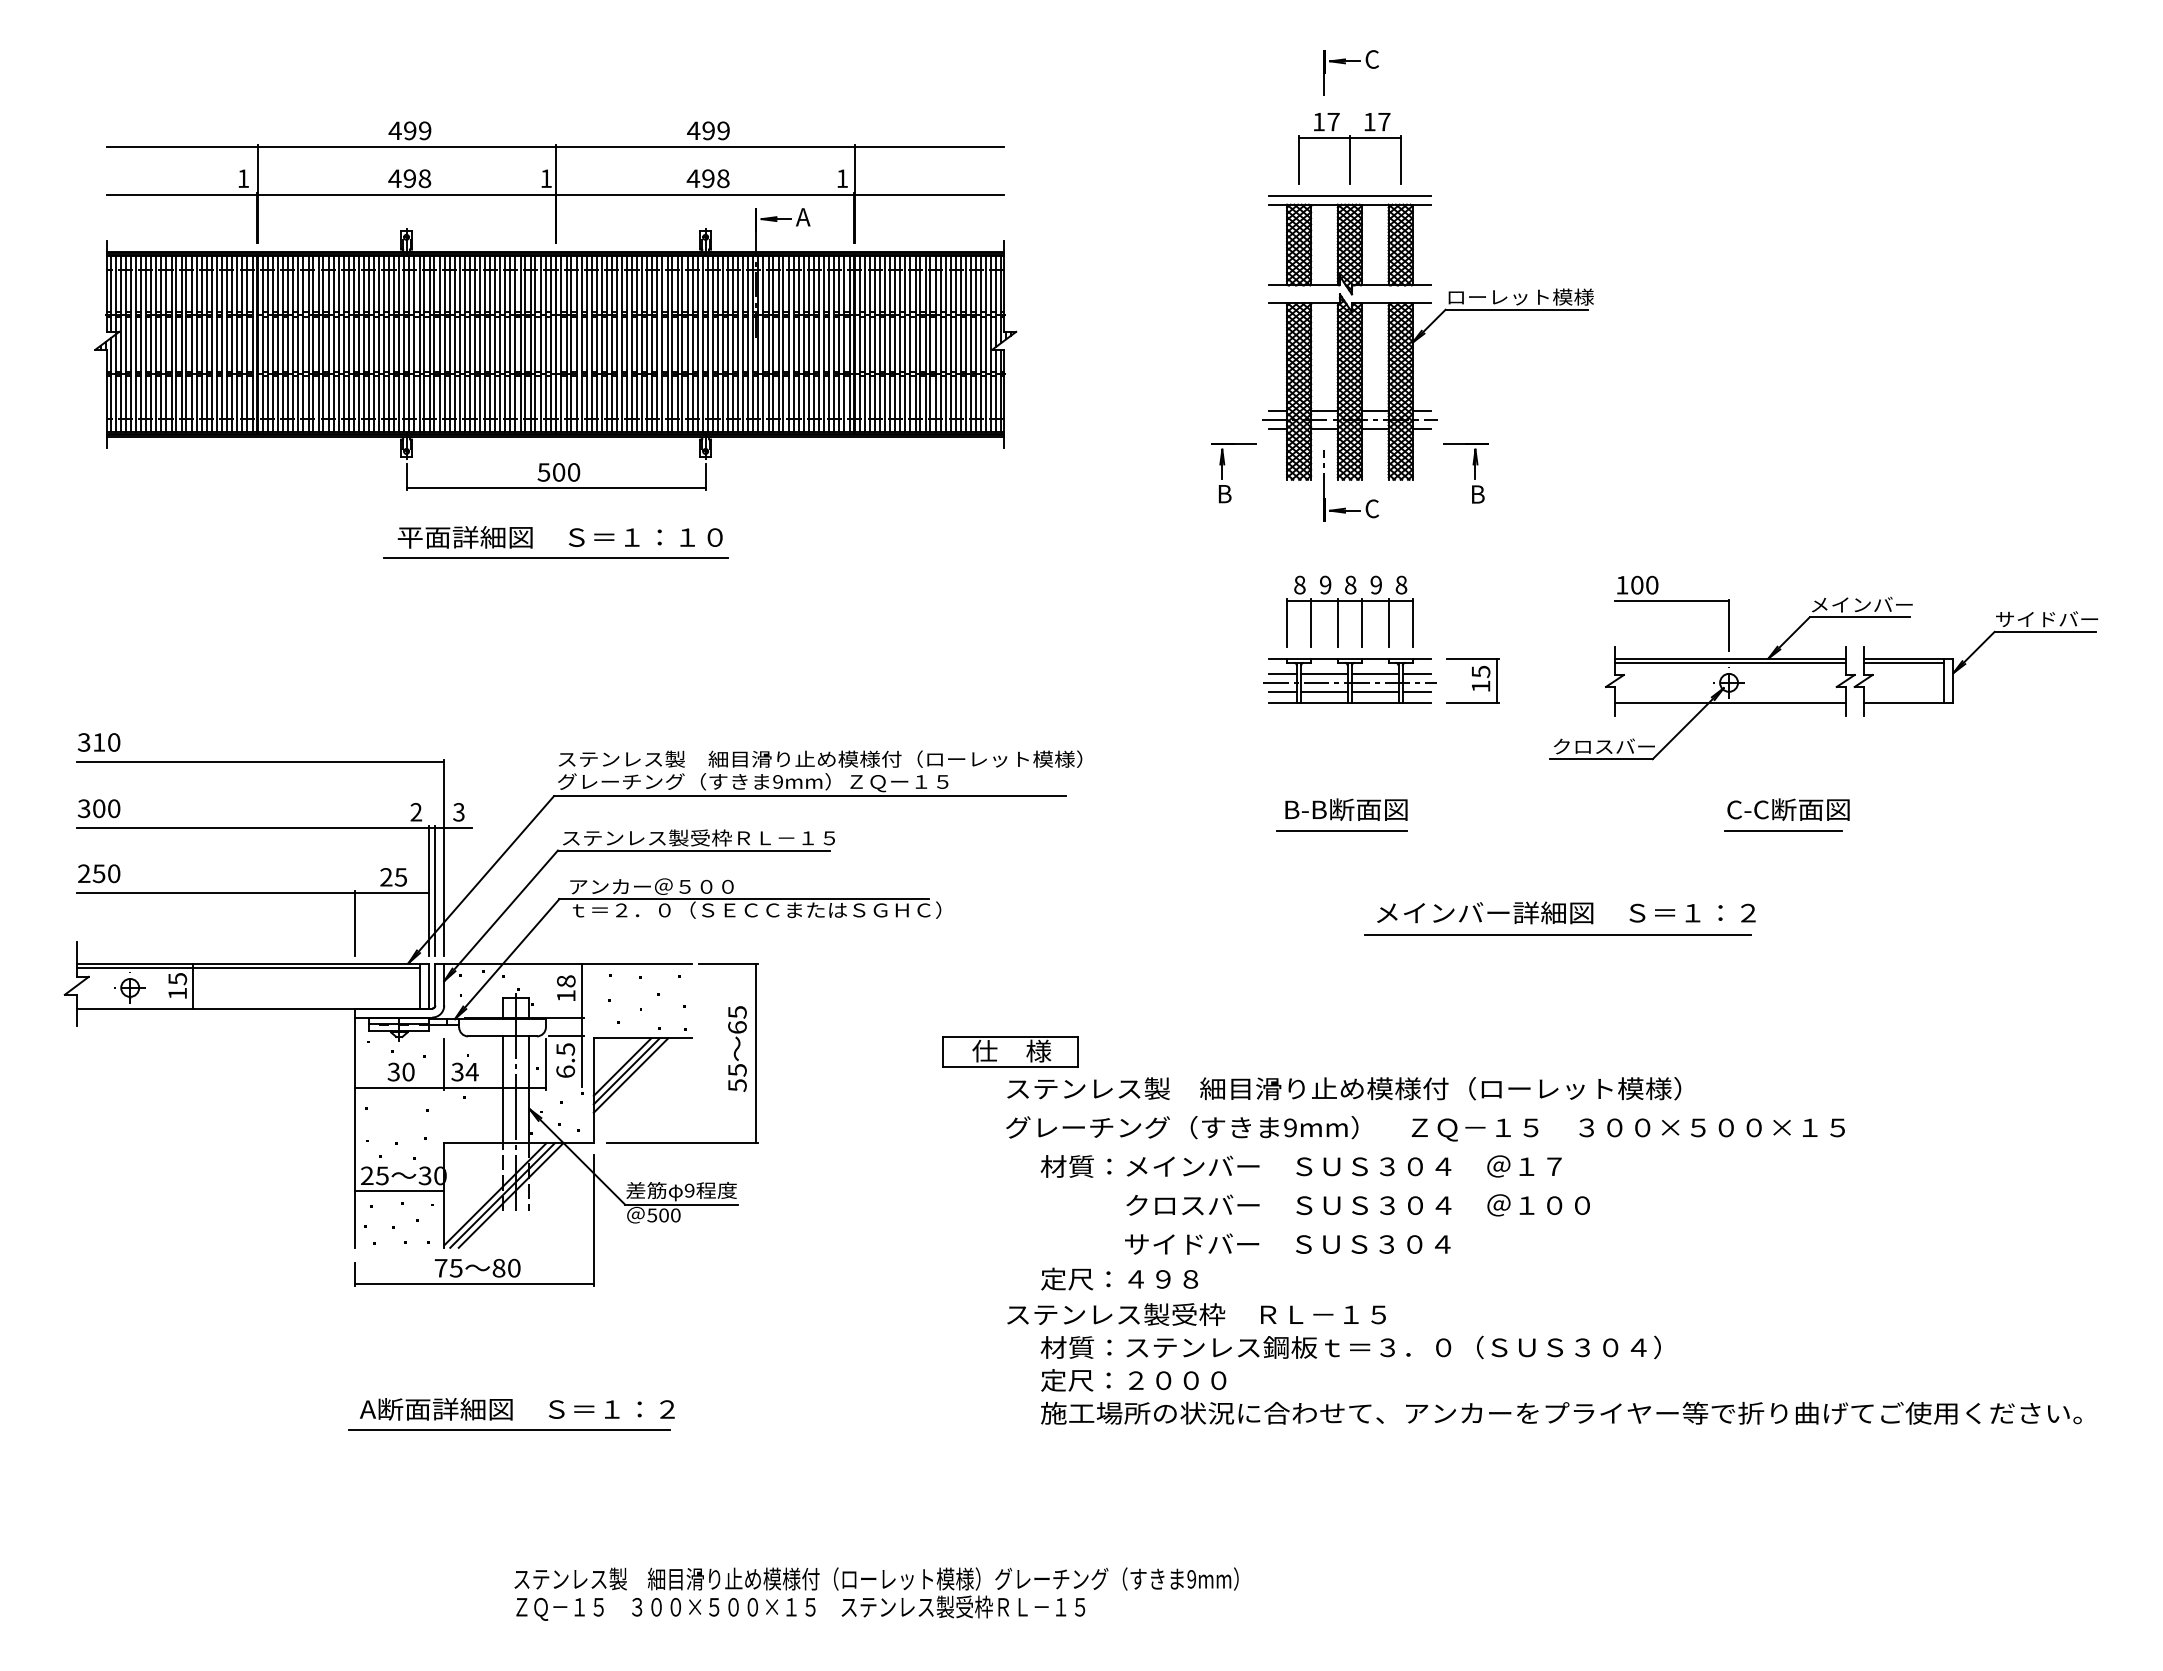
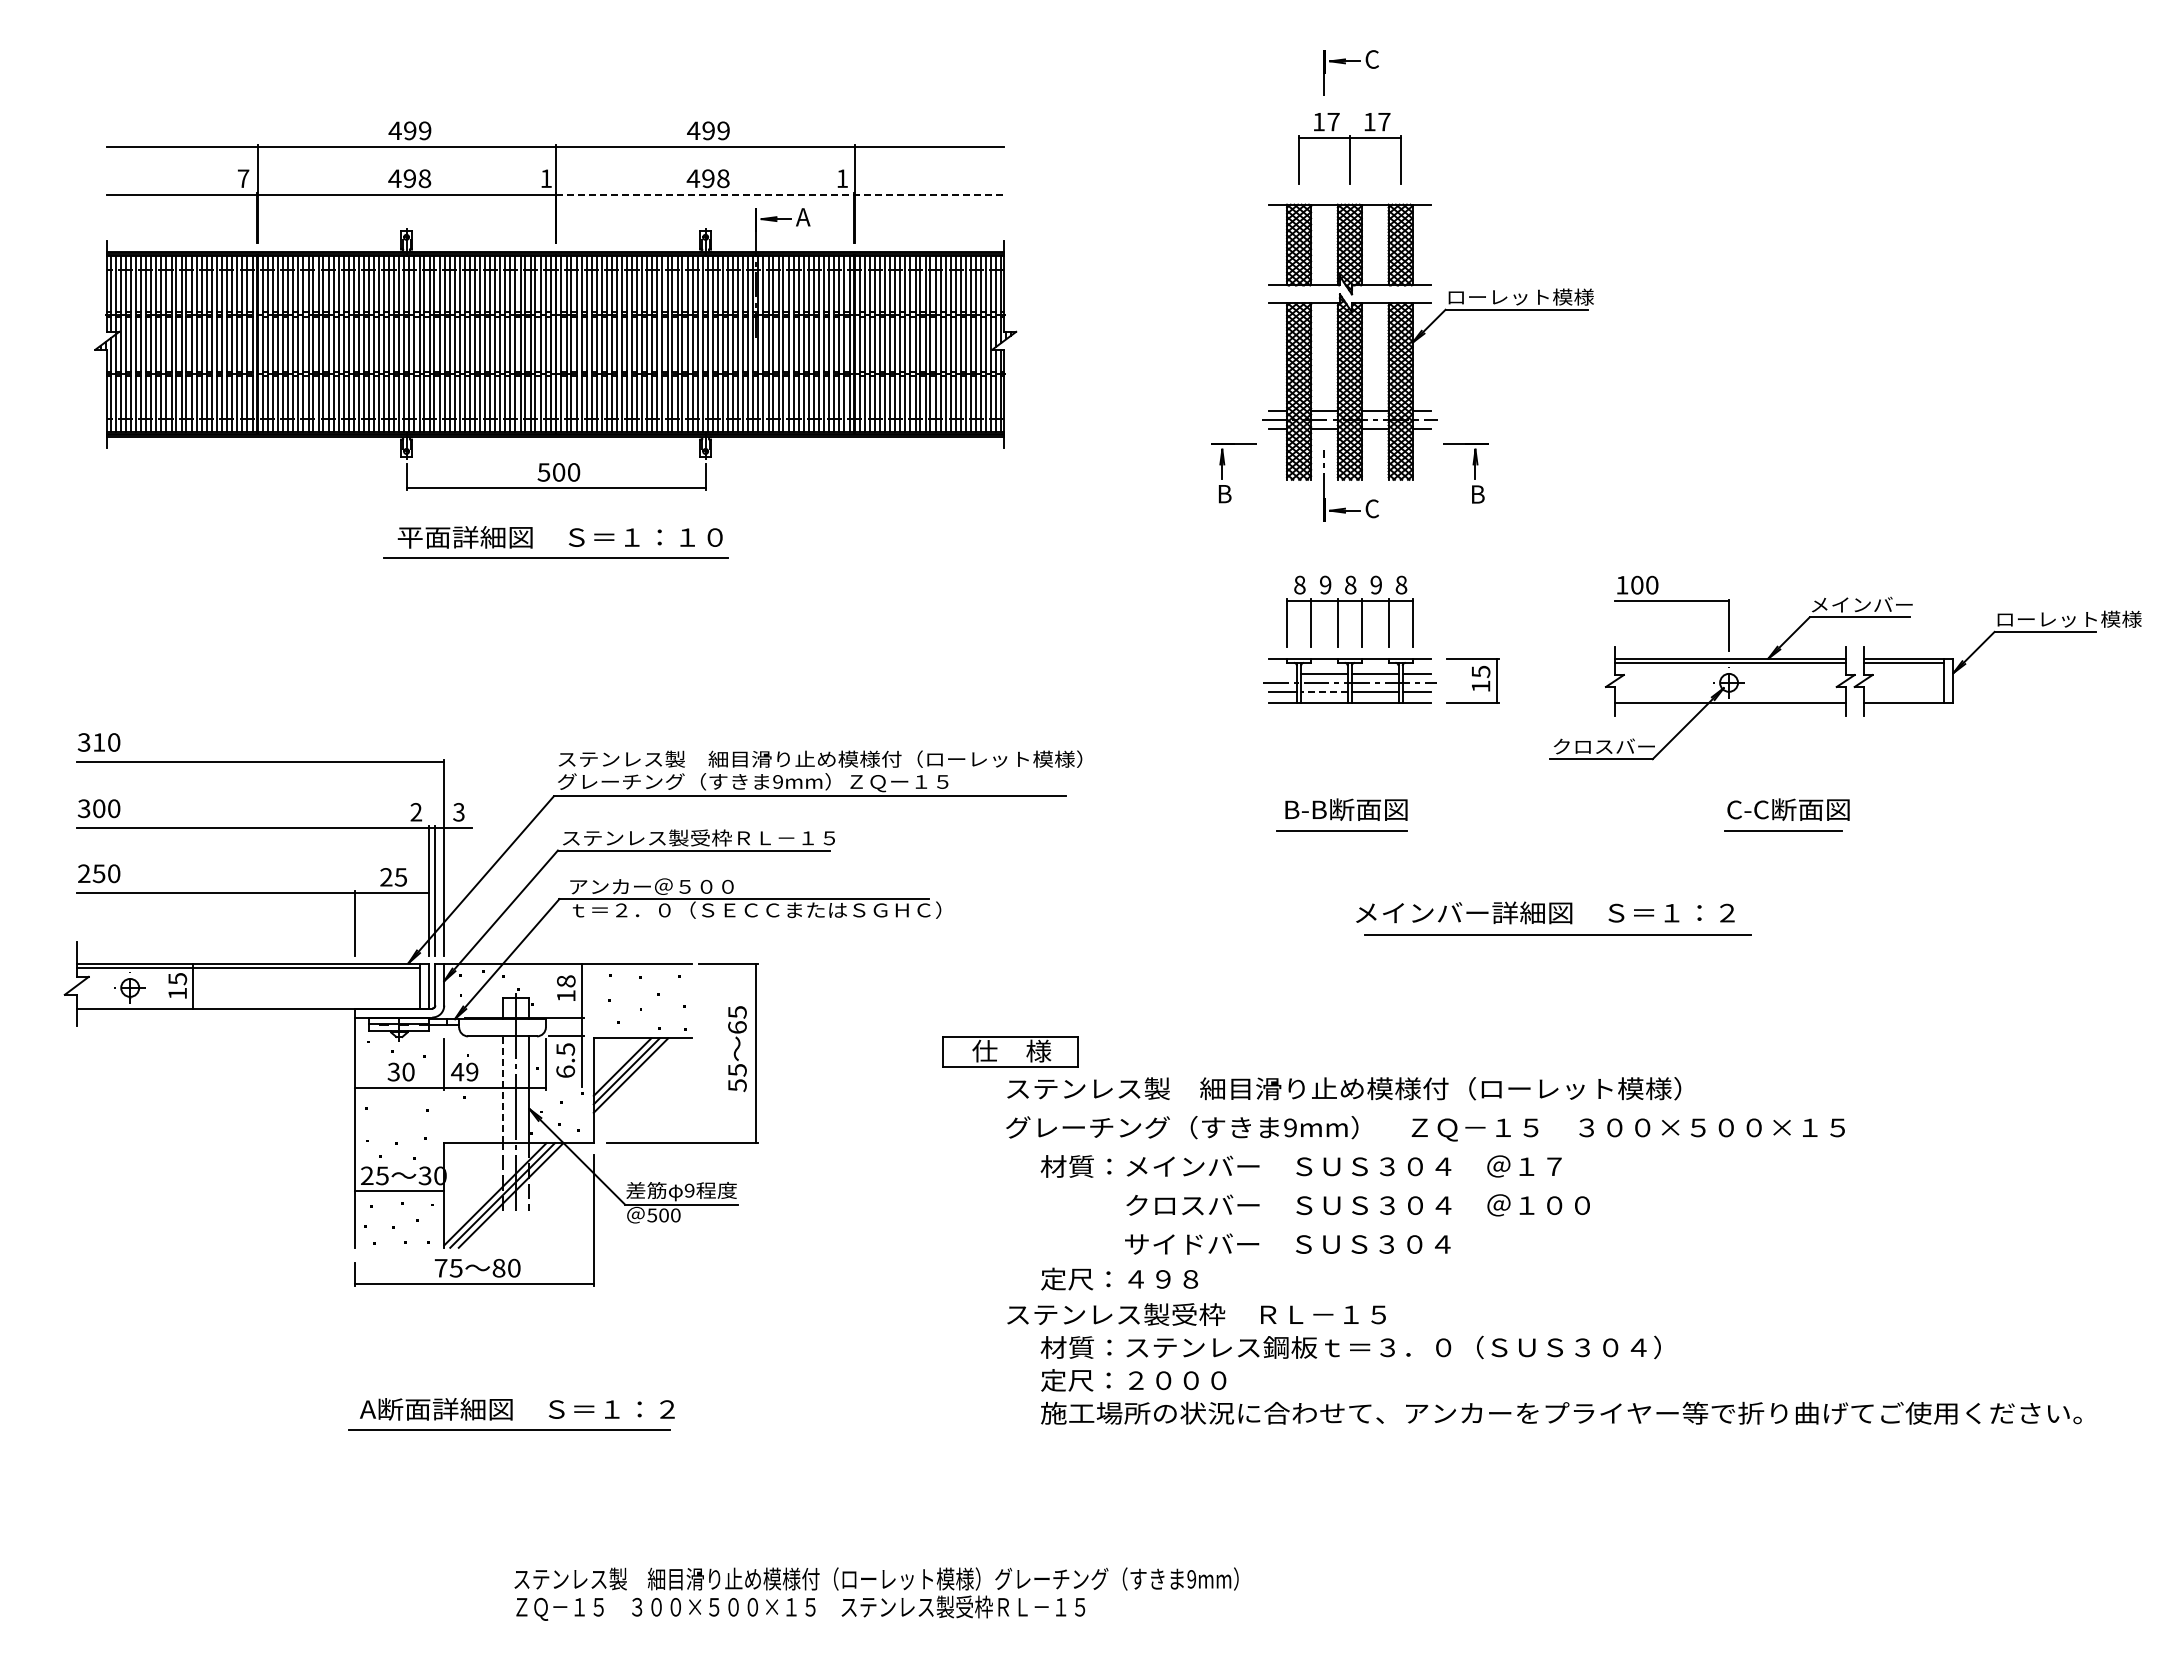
text: 1 -> 7 (243, 178)
line: solid -> dashed (780, 194)
line: present -> none (1349, 195)
text: サイドバー -> ローレット模様 (2068, 618)
line: present -> none (1282, 673)
line: solid -> dashed (1323, 691)
text position: (1566, 912) -> (1545, 912) (1545, 912)
text: 34 -> 49 (464, 1071)
line: solid -> dashed (502, 1089)
